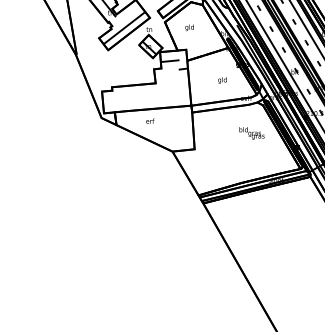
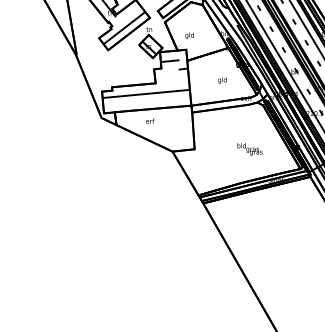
text position: (189, 27) -> (189, 35) (189, 35)
line: none -> present (146, 93)
text position: (251, 133) -> (249, 149) (249, 149)
